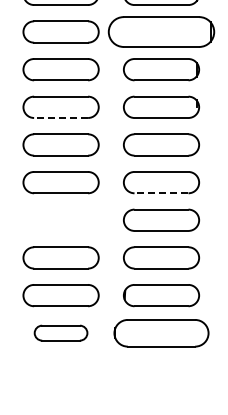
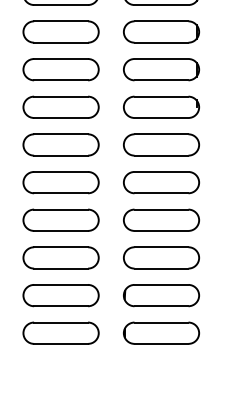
part size: 109x32 px -> 77x24 px (161, 31)
line: dashed -> solid (61, 117)
line: dashed -> solid (161, 193)
part: none -> present (60, 219)
part size: 56x18 px -> 78x24 px (60, 332)
part size: 97x29 px -> 77x24 px (161, 332)
